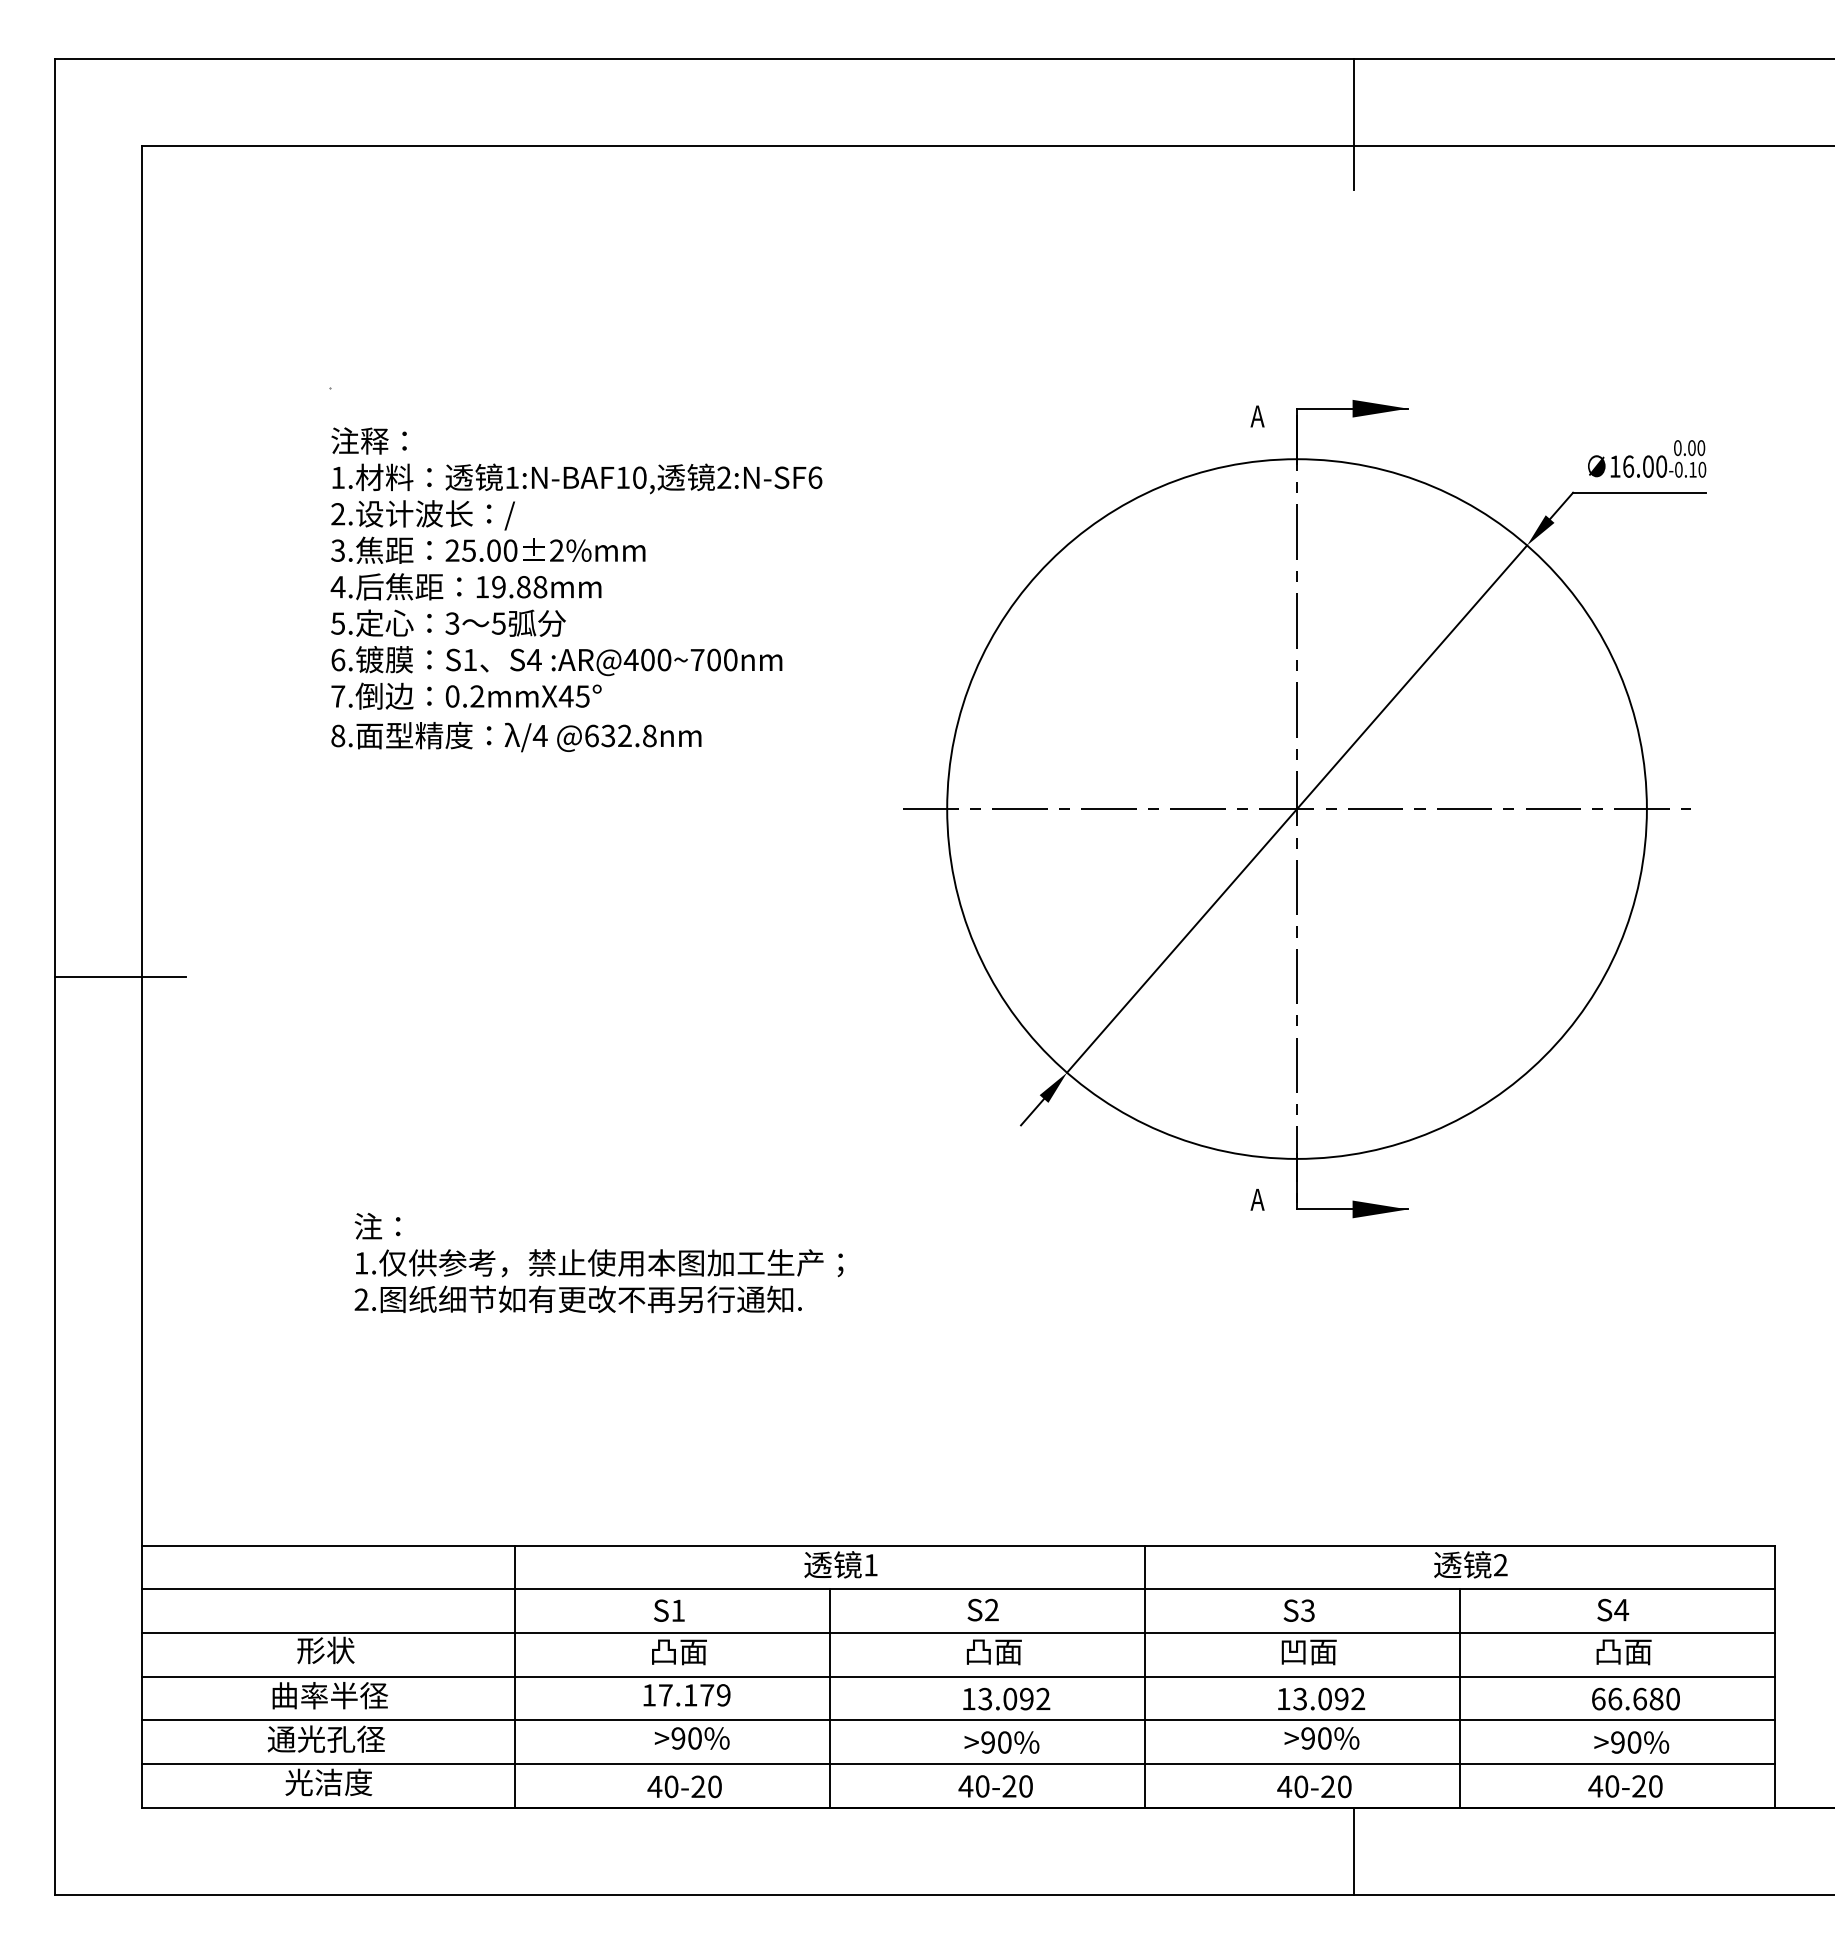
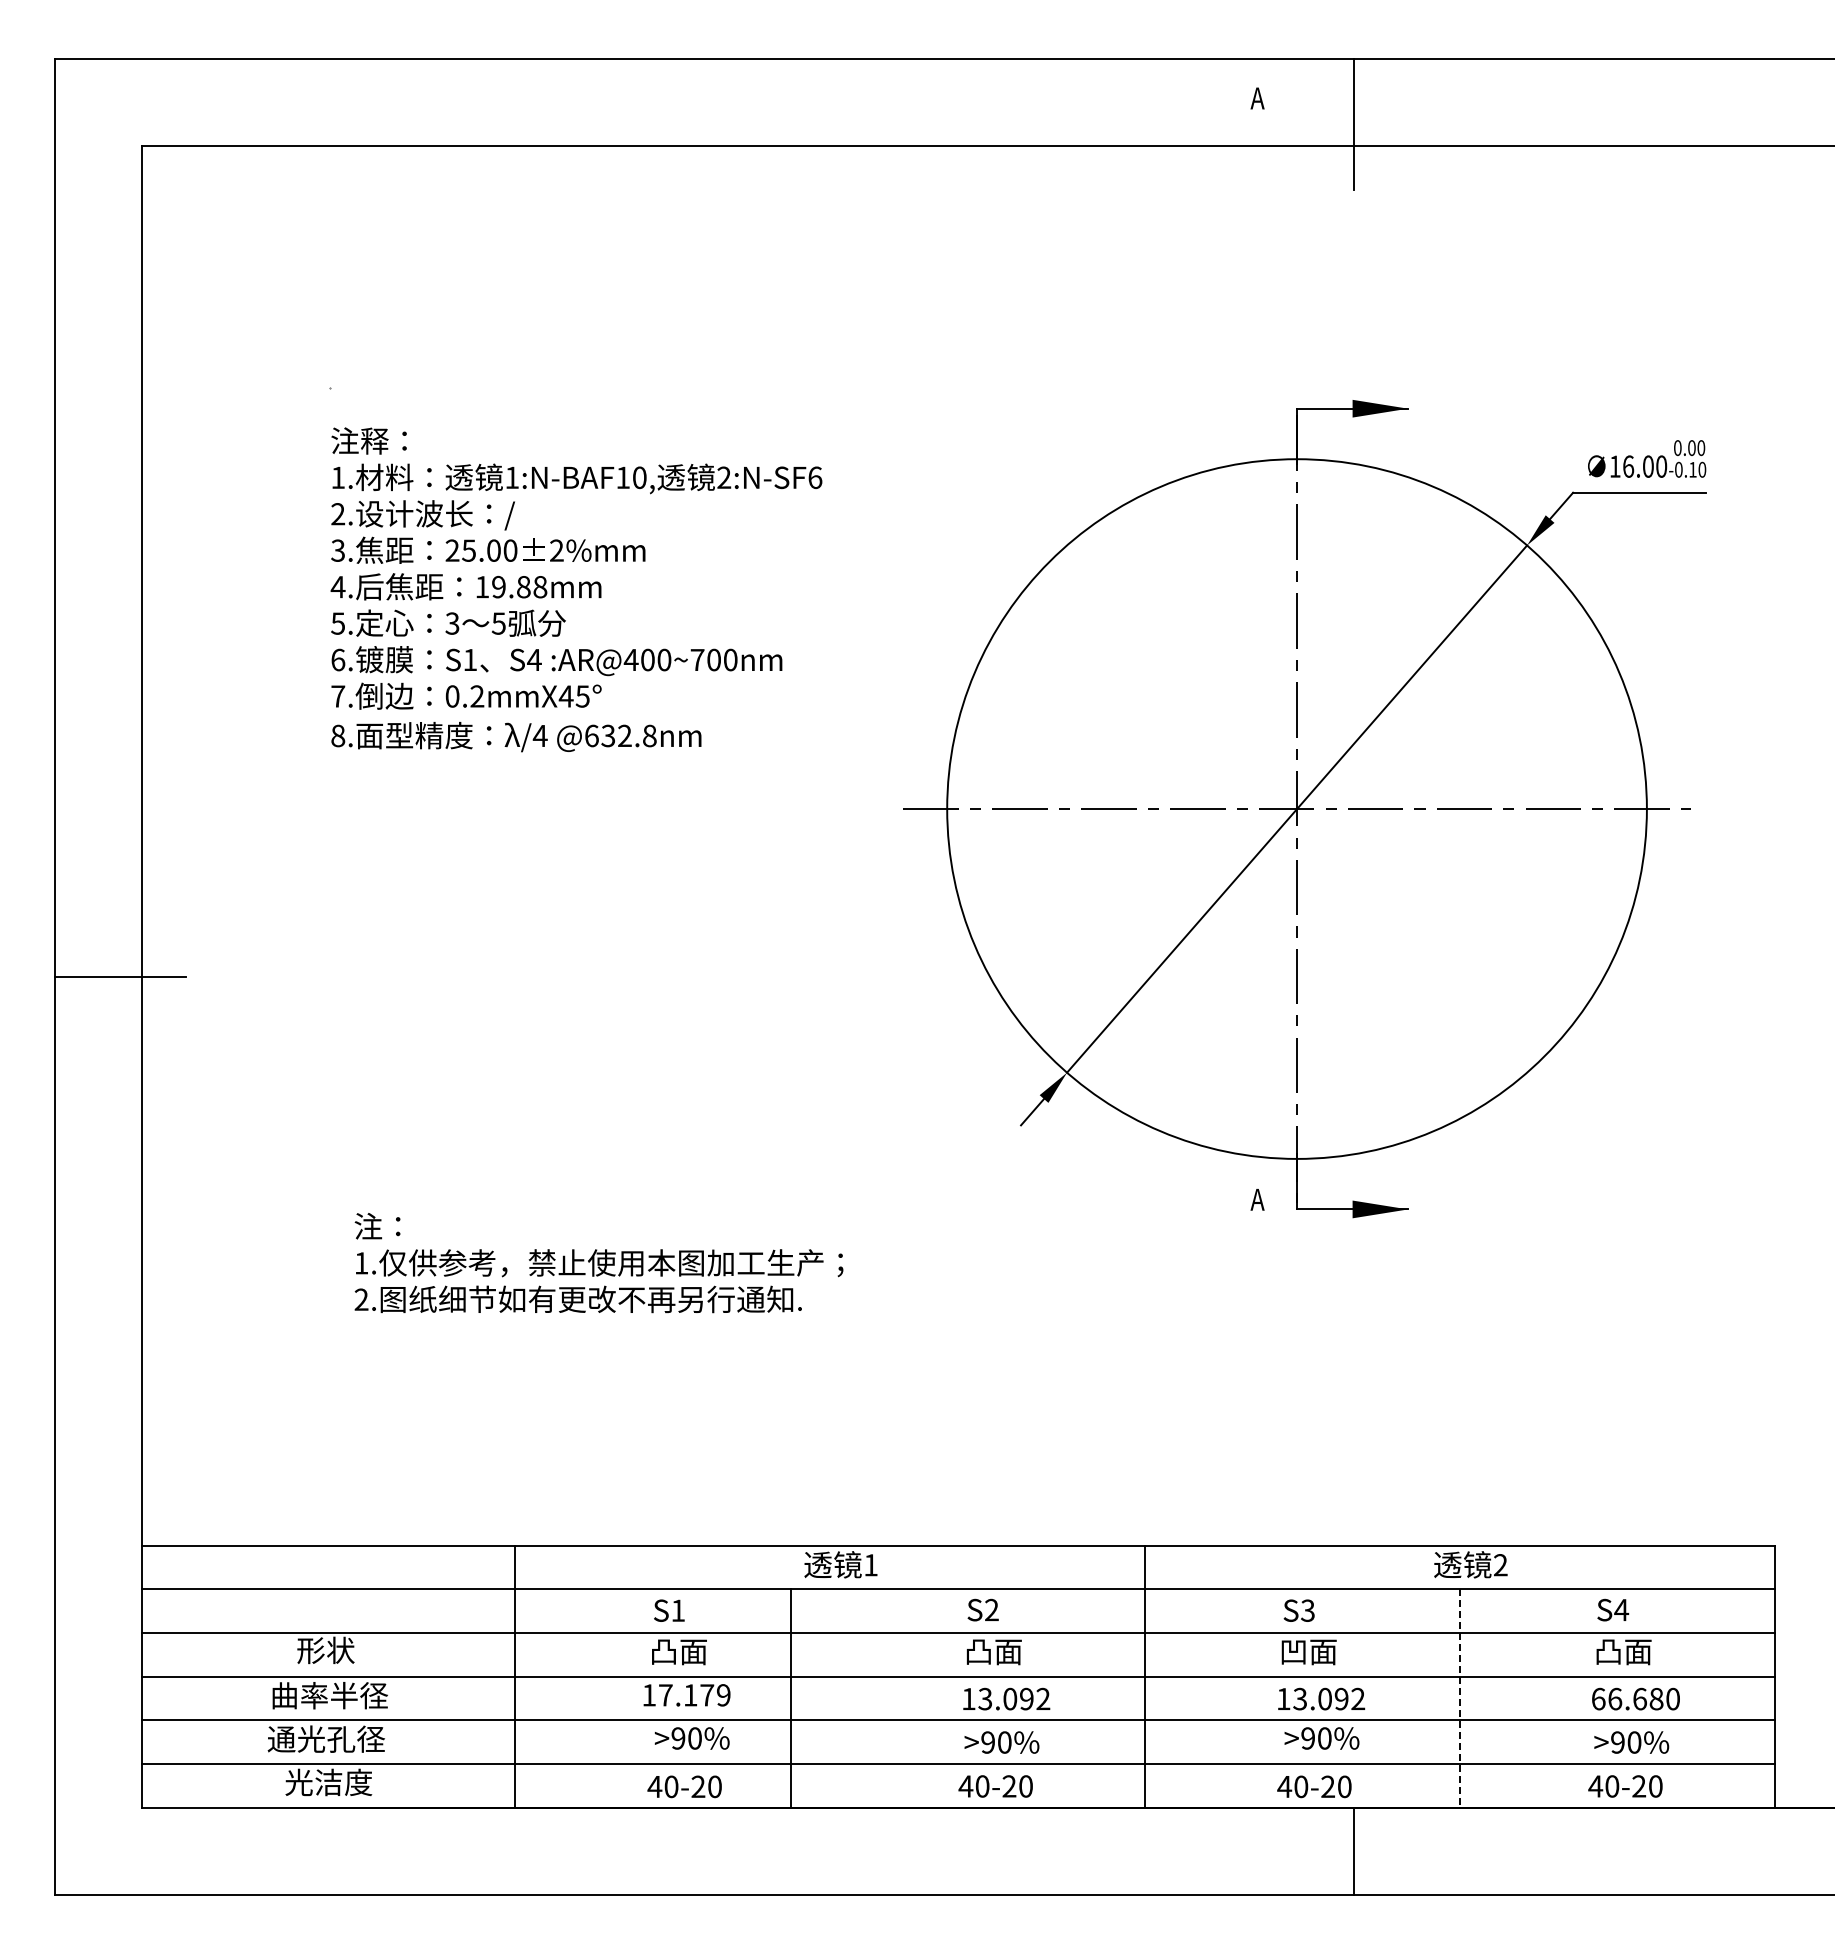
text position: (1257, 416) -> (1257, 98) (1257, 98)
line position: (830, 1698) -> (791, 1698) (791, 1698)
line: solid -> dashed (1459, 1699)
